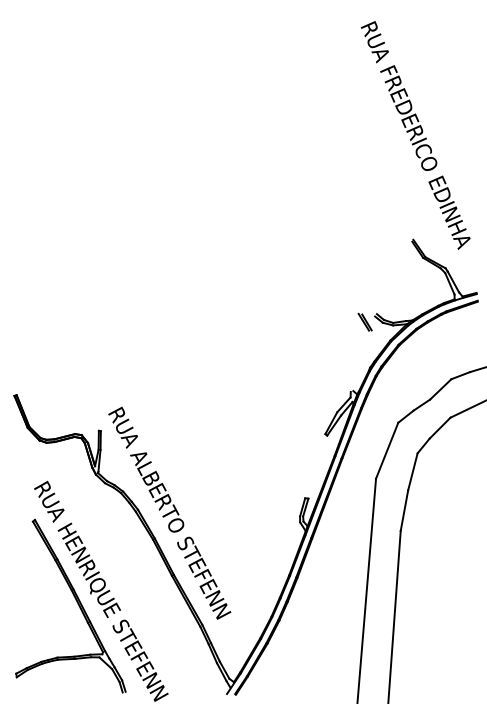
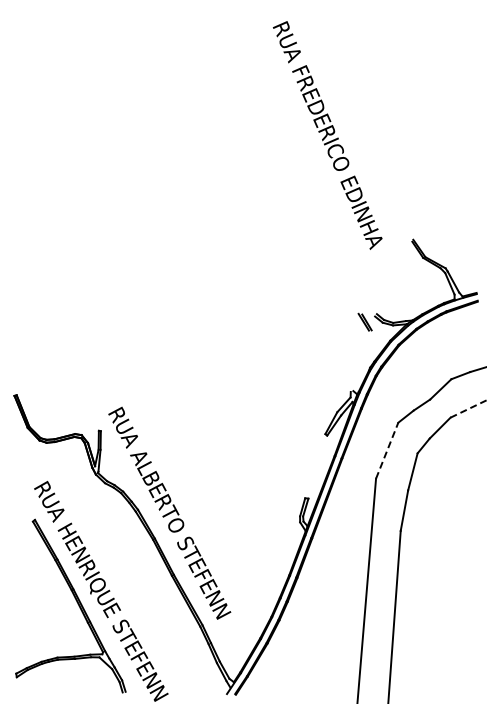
text position: (415, 135) -> (327, 135) (327, 135)
line: solid -> dashed (468, 409)
line: solid -> dashed (387, 450)
